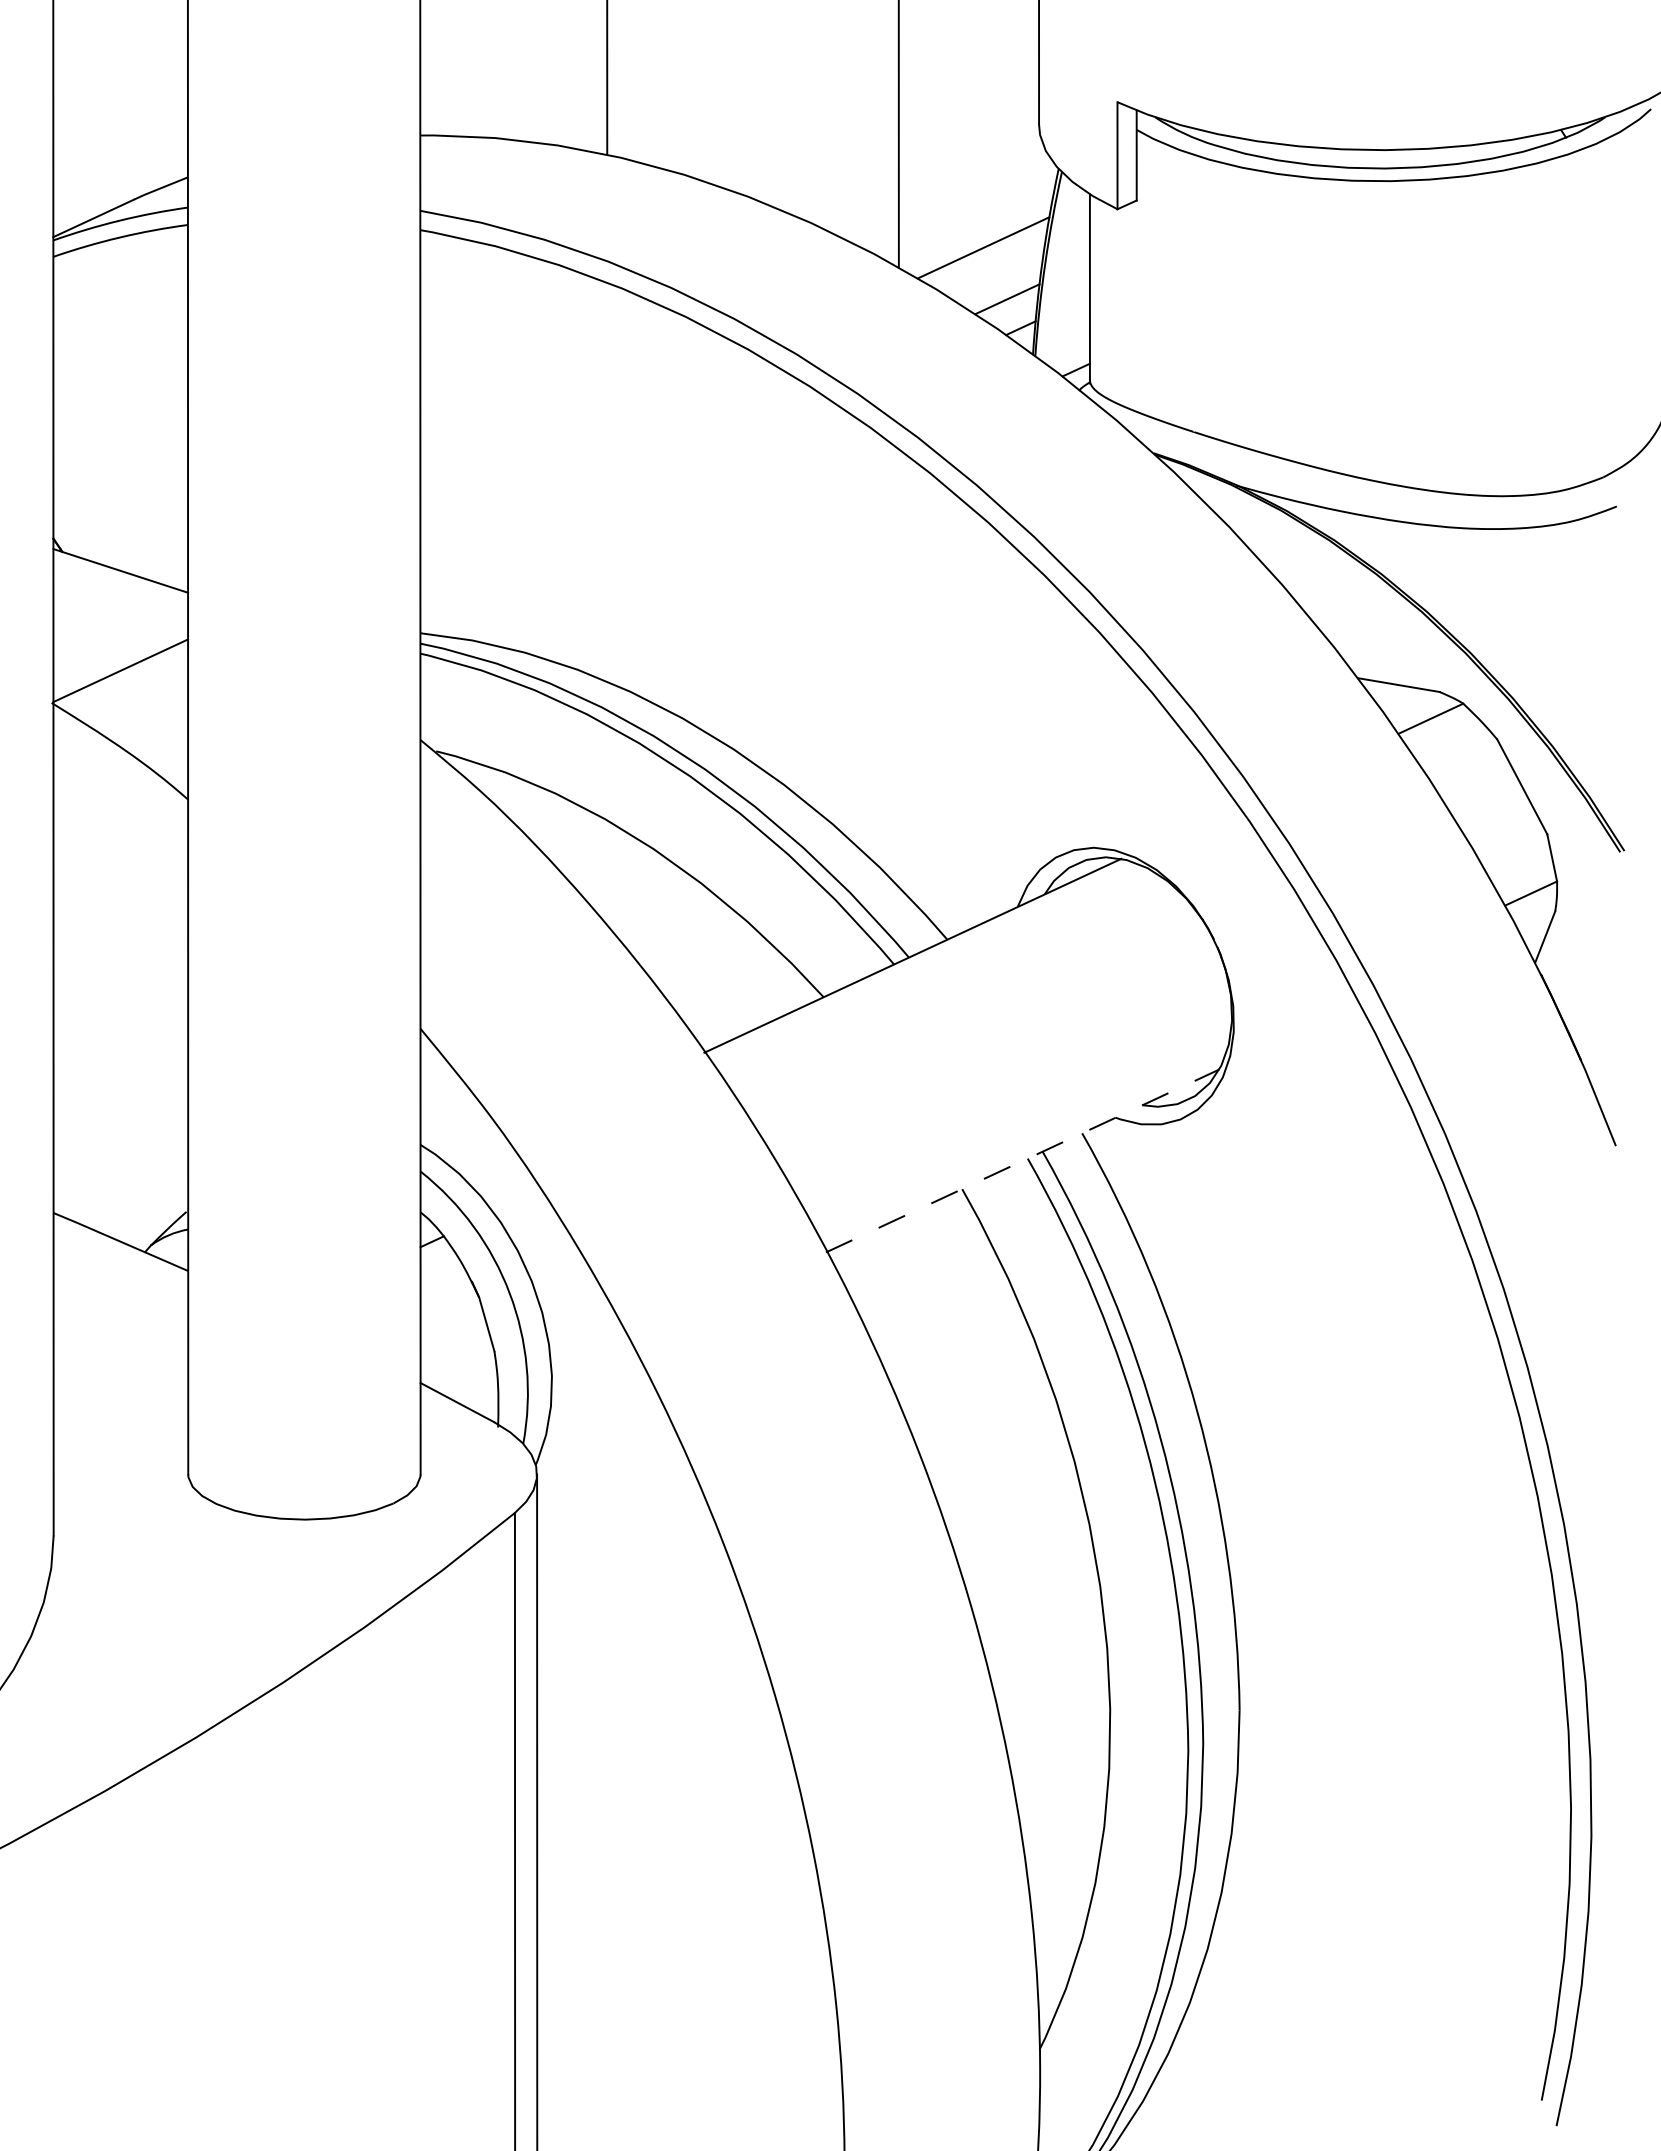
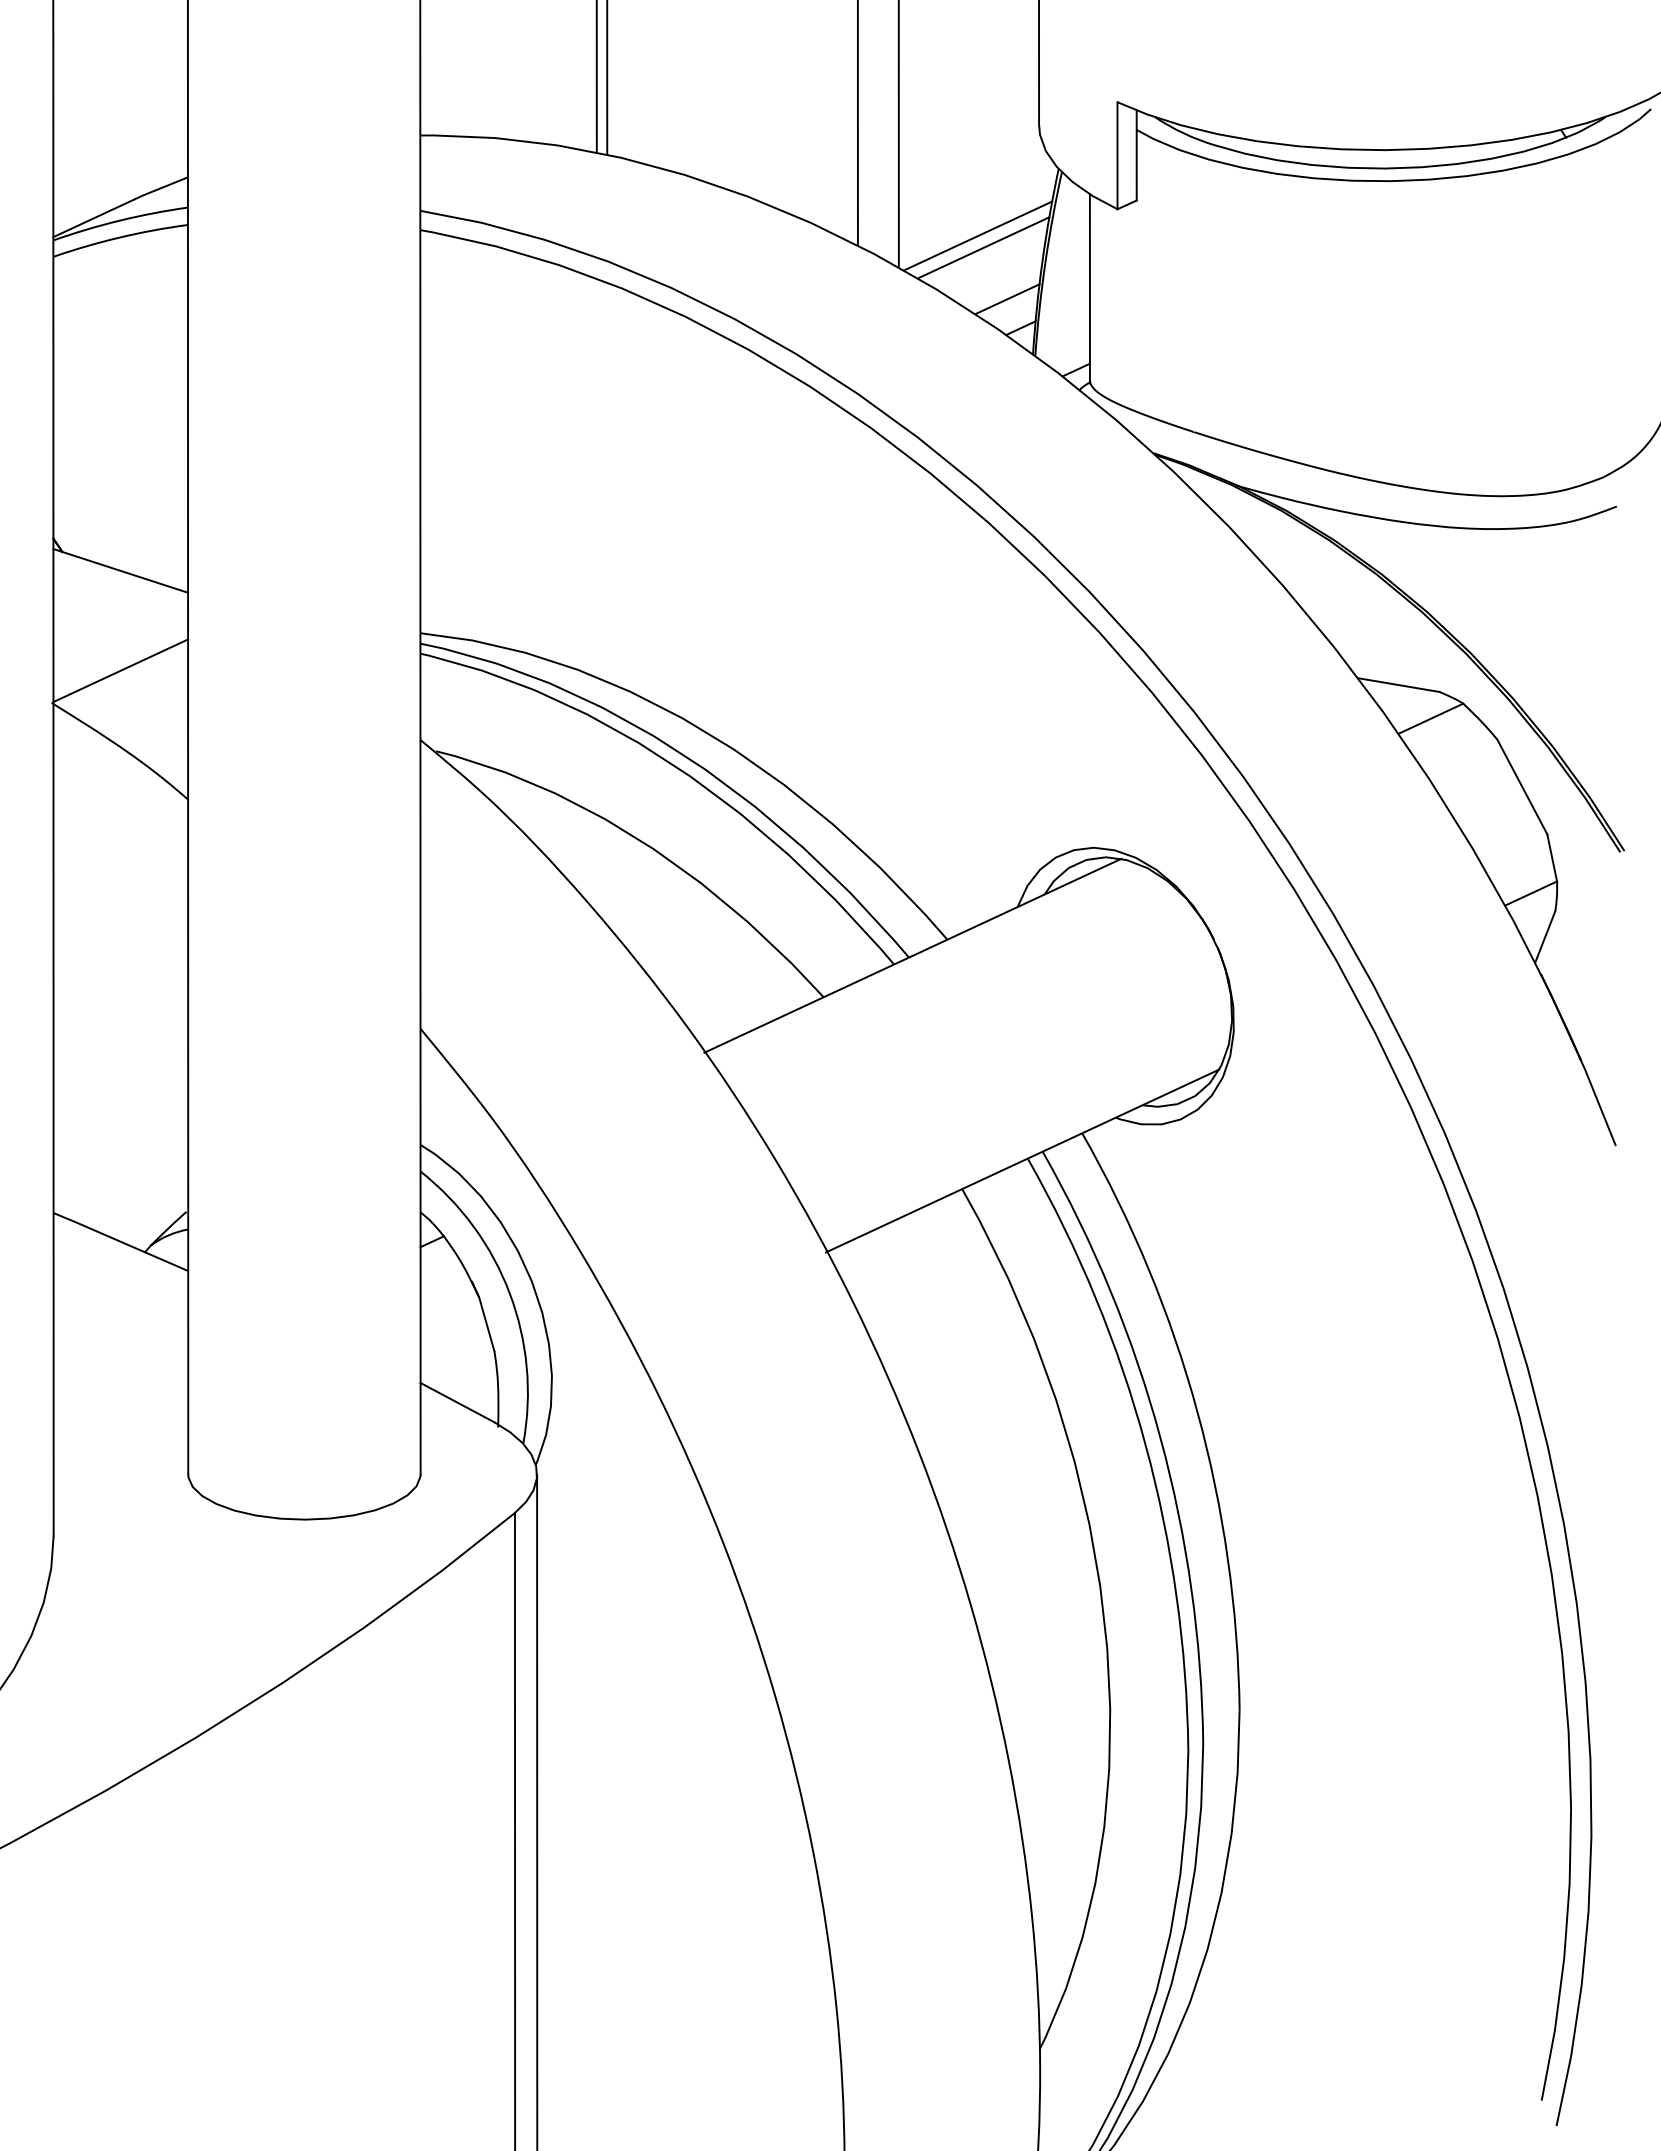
line: none -> present (596, 77)
line: none -> present (857, 123)
line: none -> present (978, 235)
line: dashed -> solid (1022, 1160)
